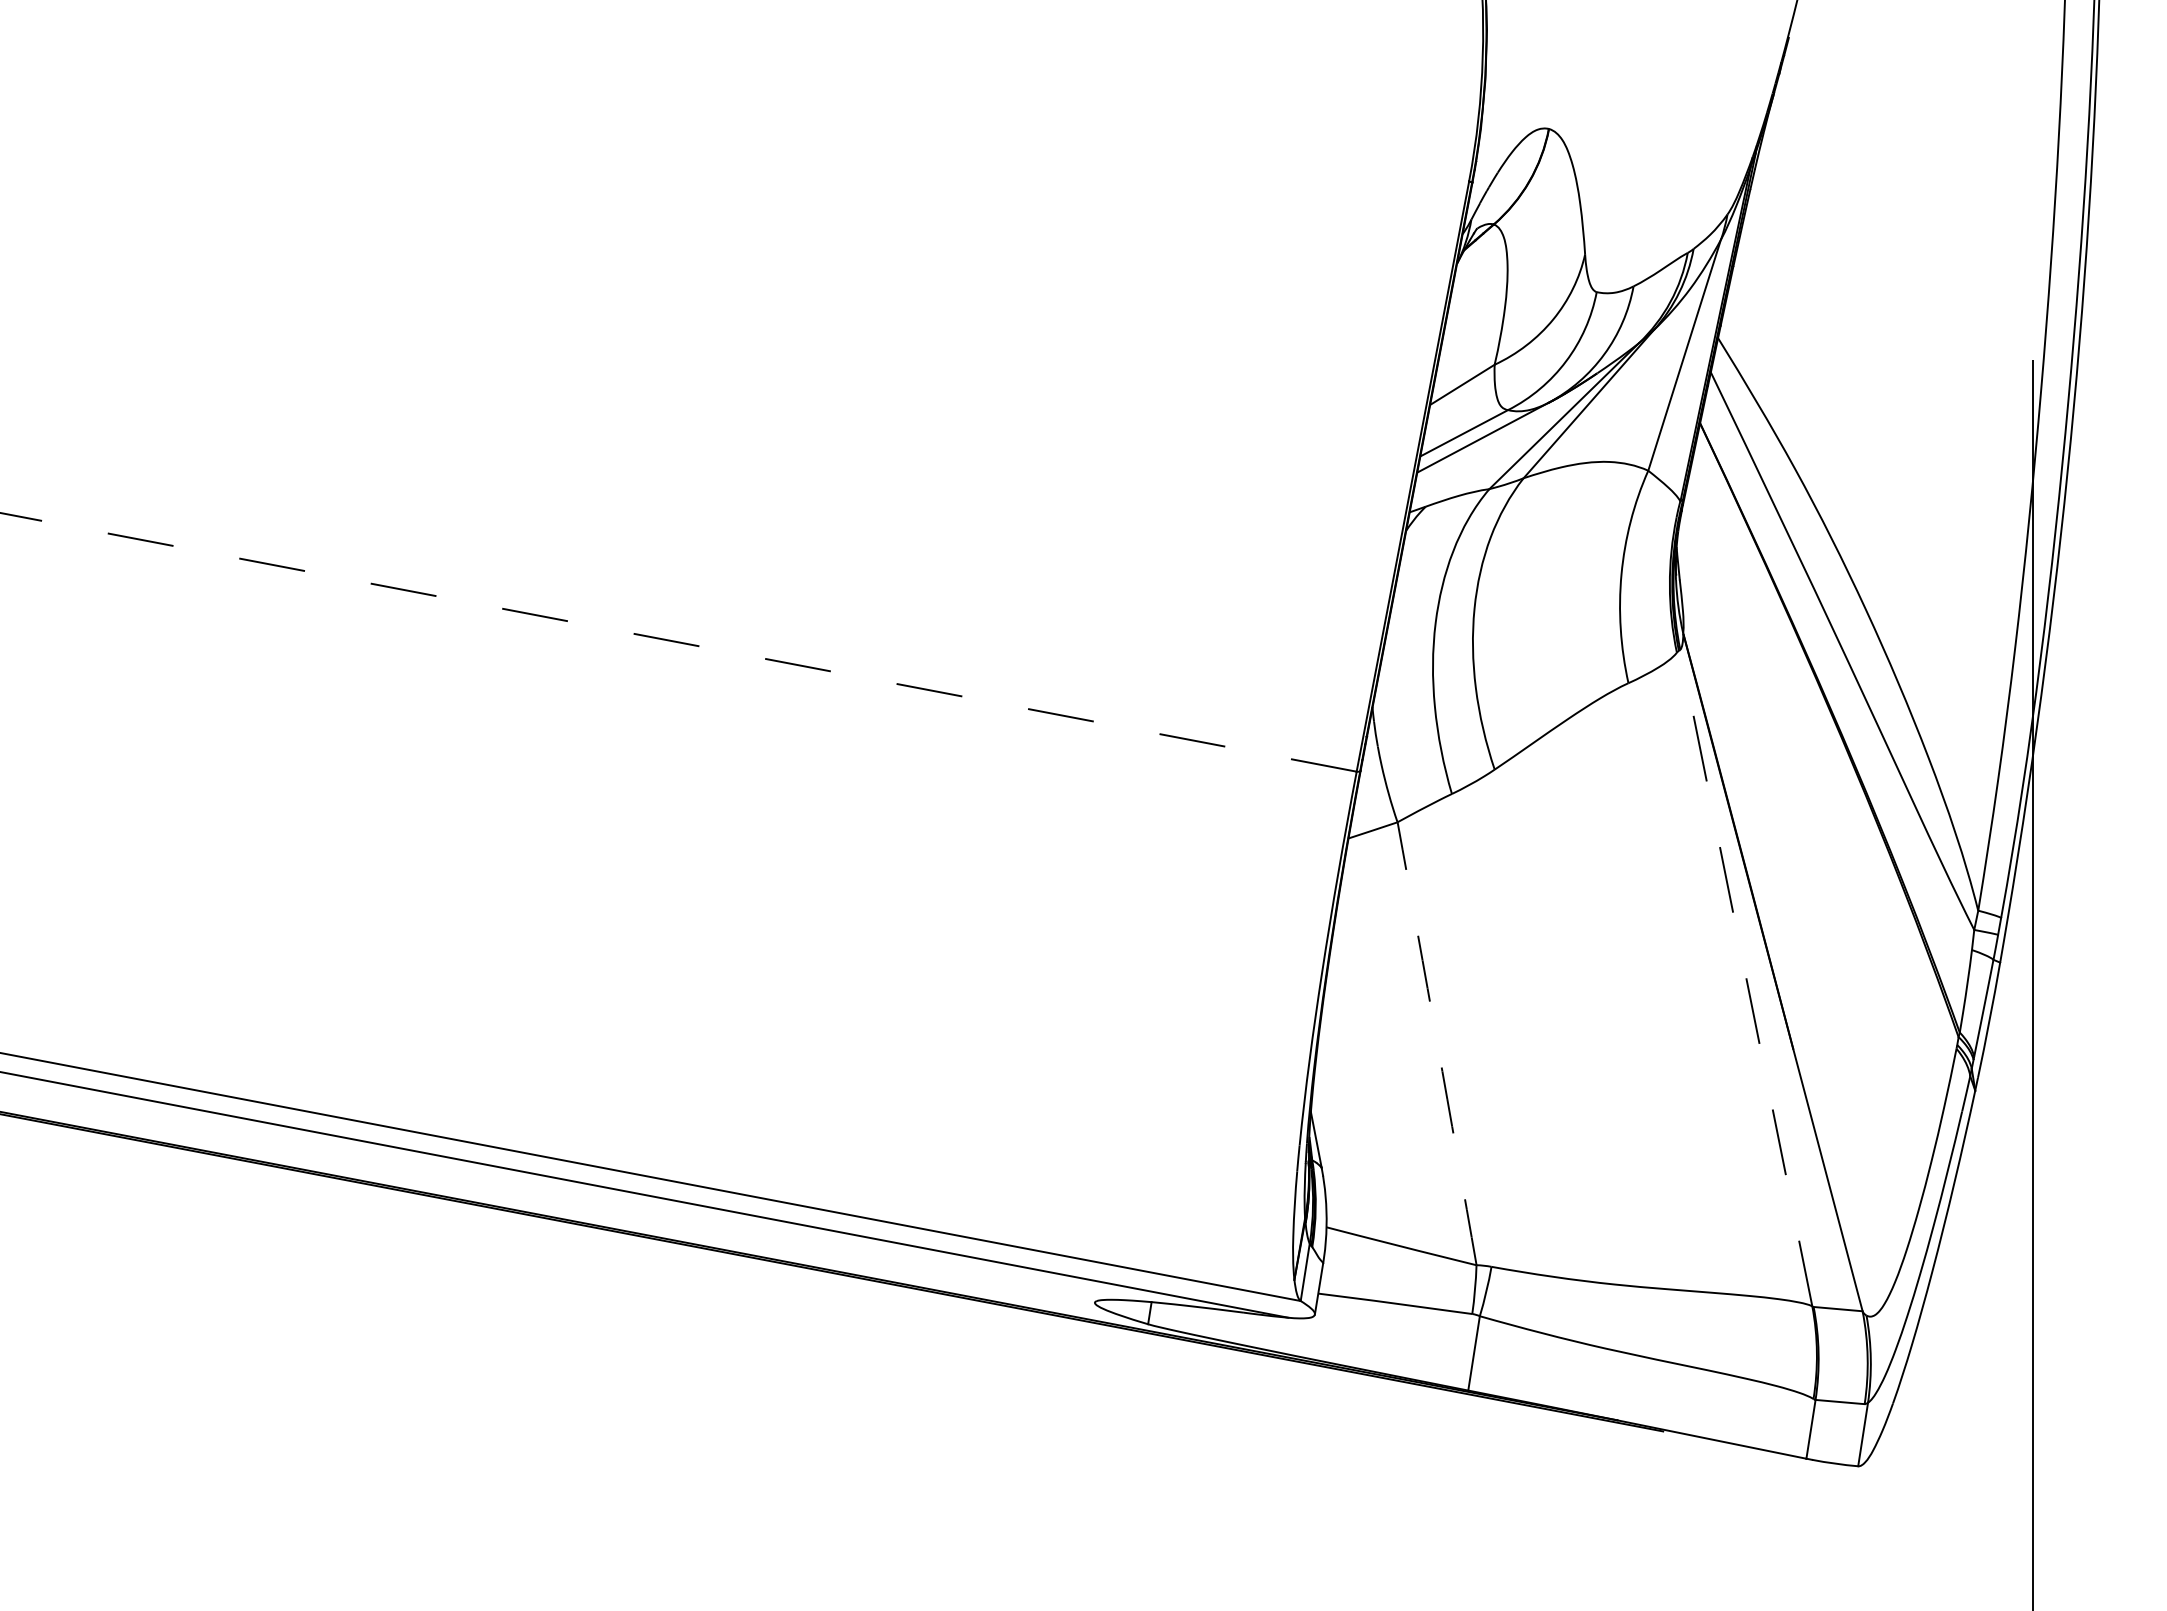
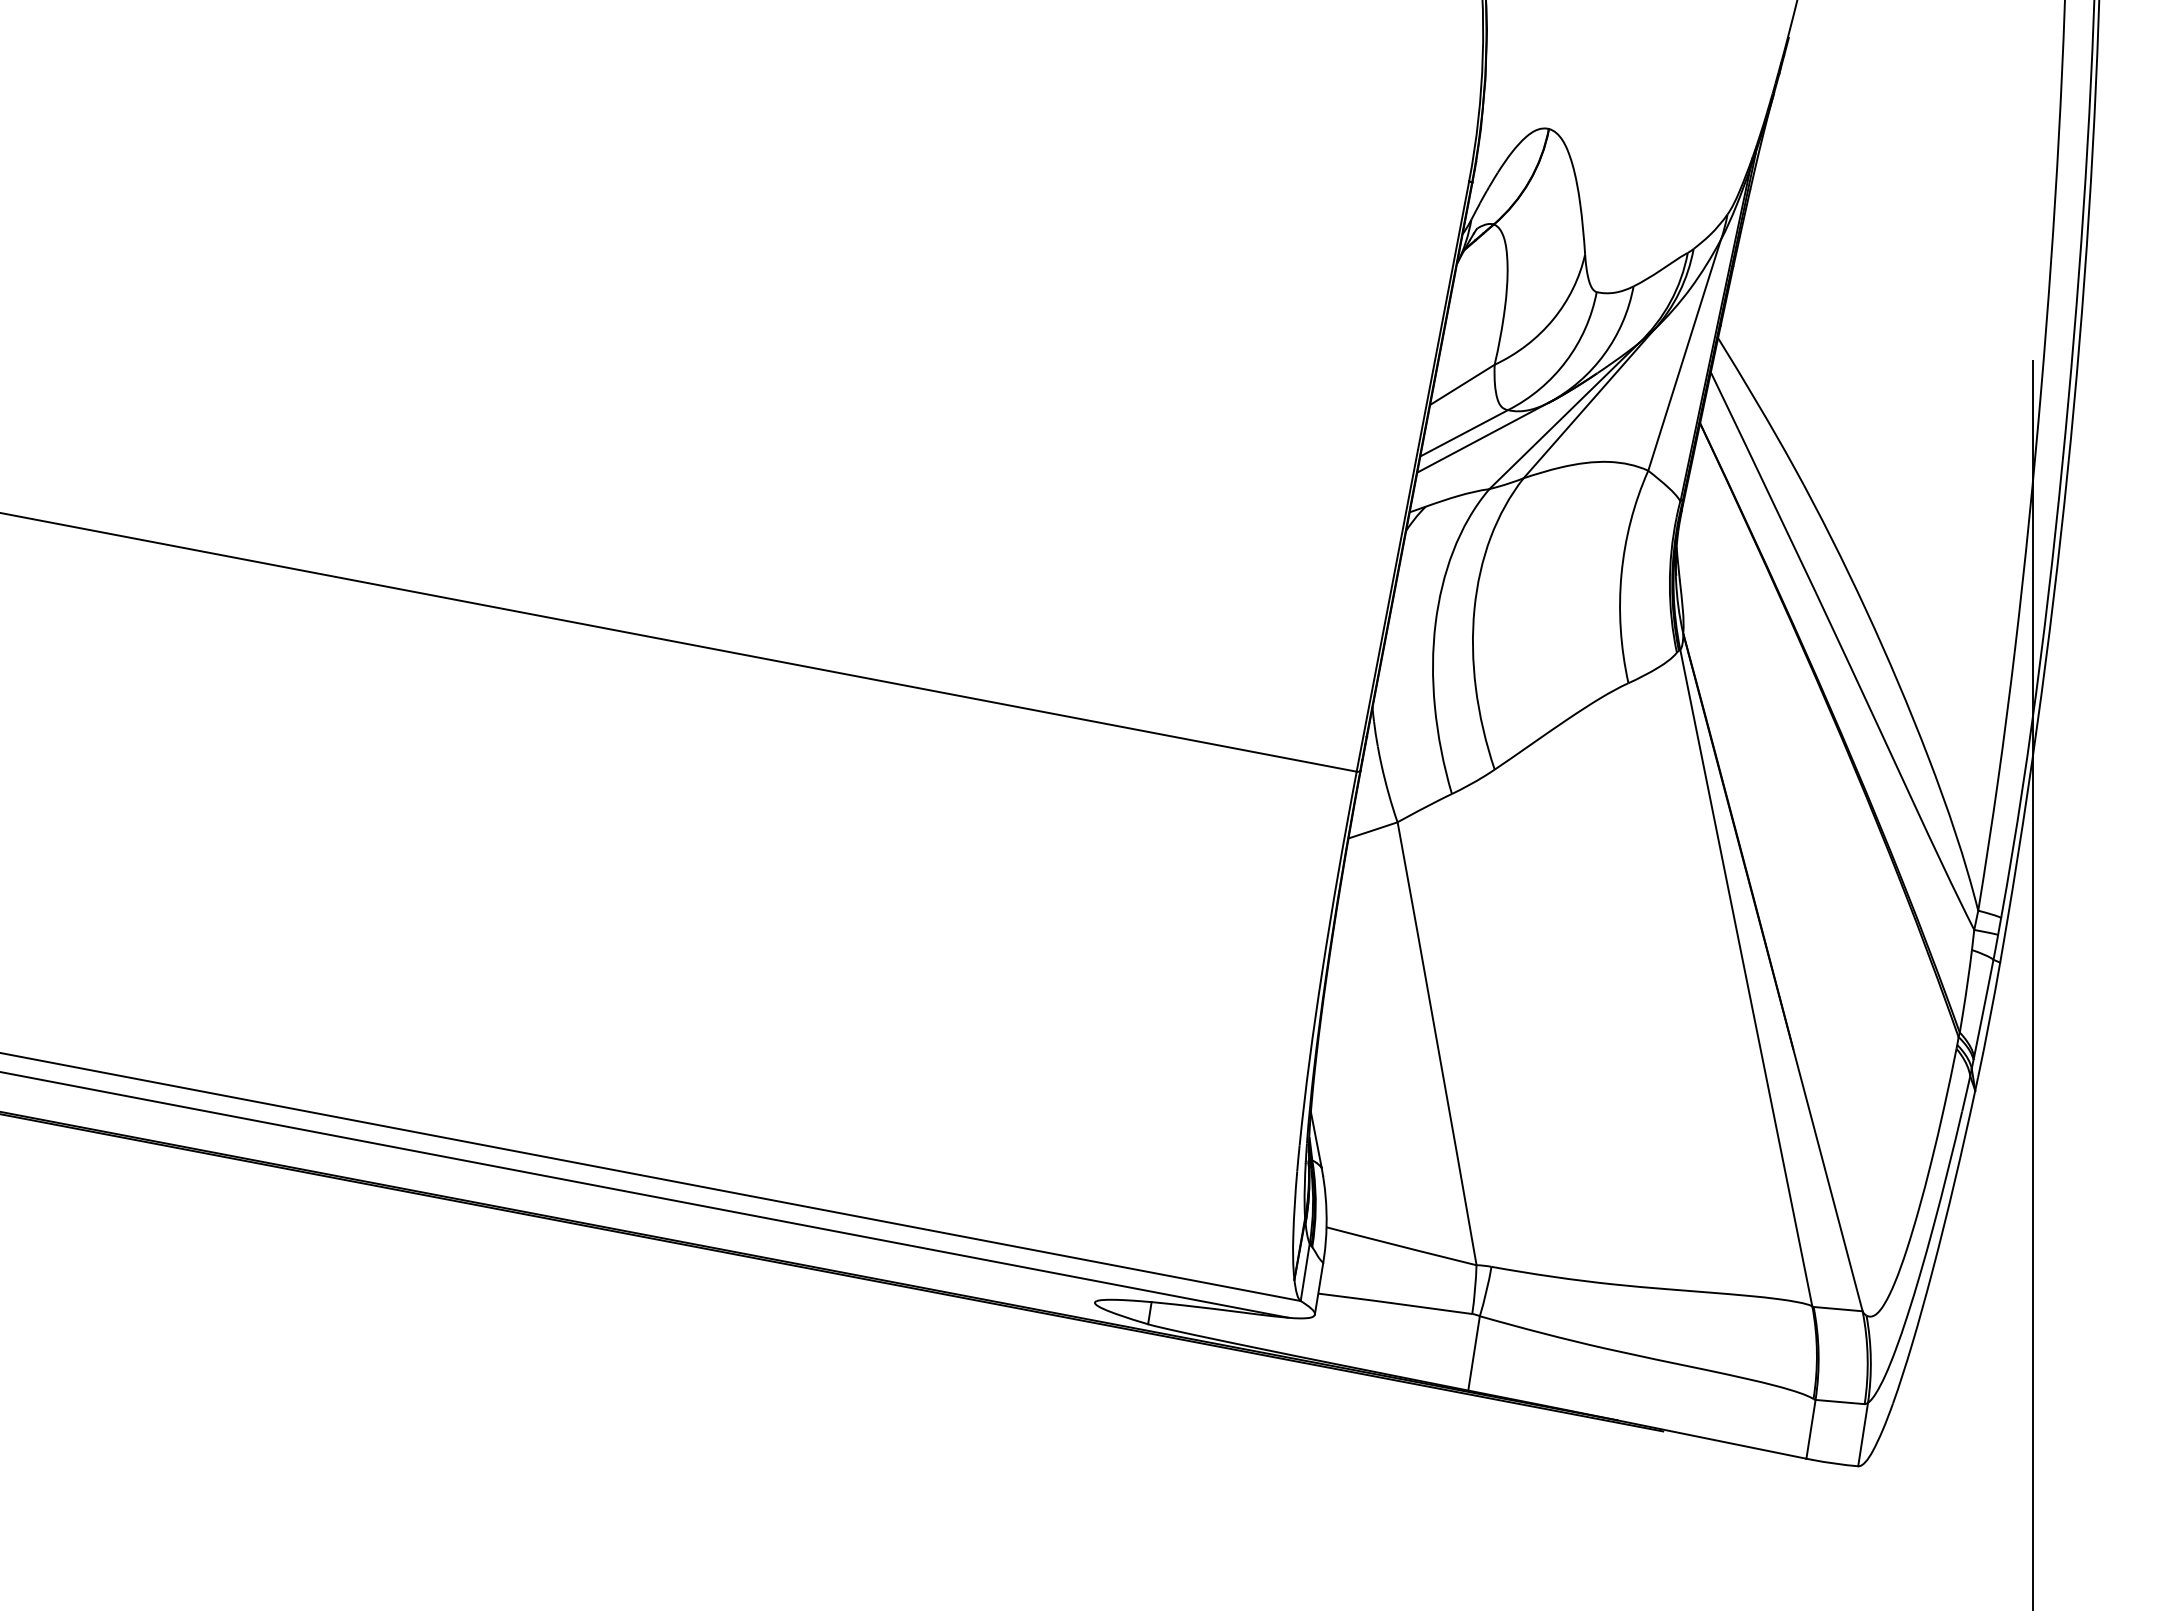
line: dashed -> solid (678, 642)
line: dashed -> solid (1746, 978)
arc: dashed -> solid (1437, 1043)
